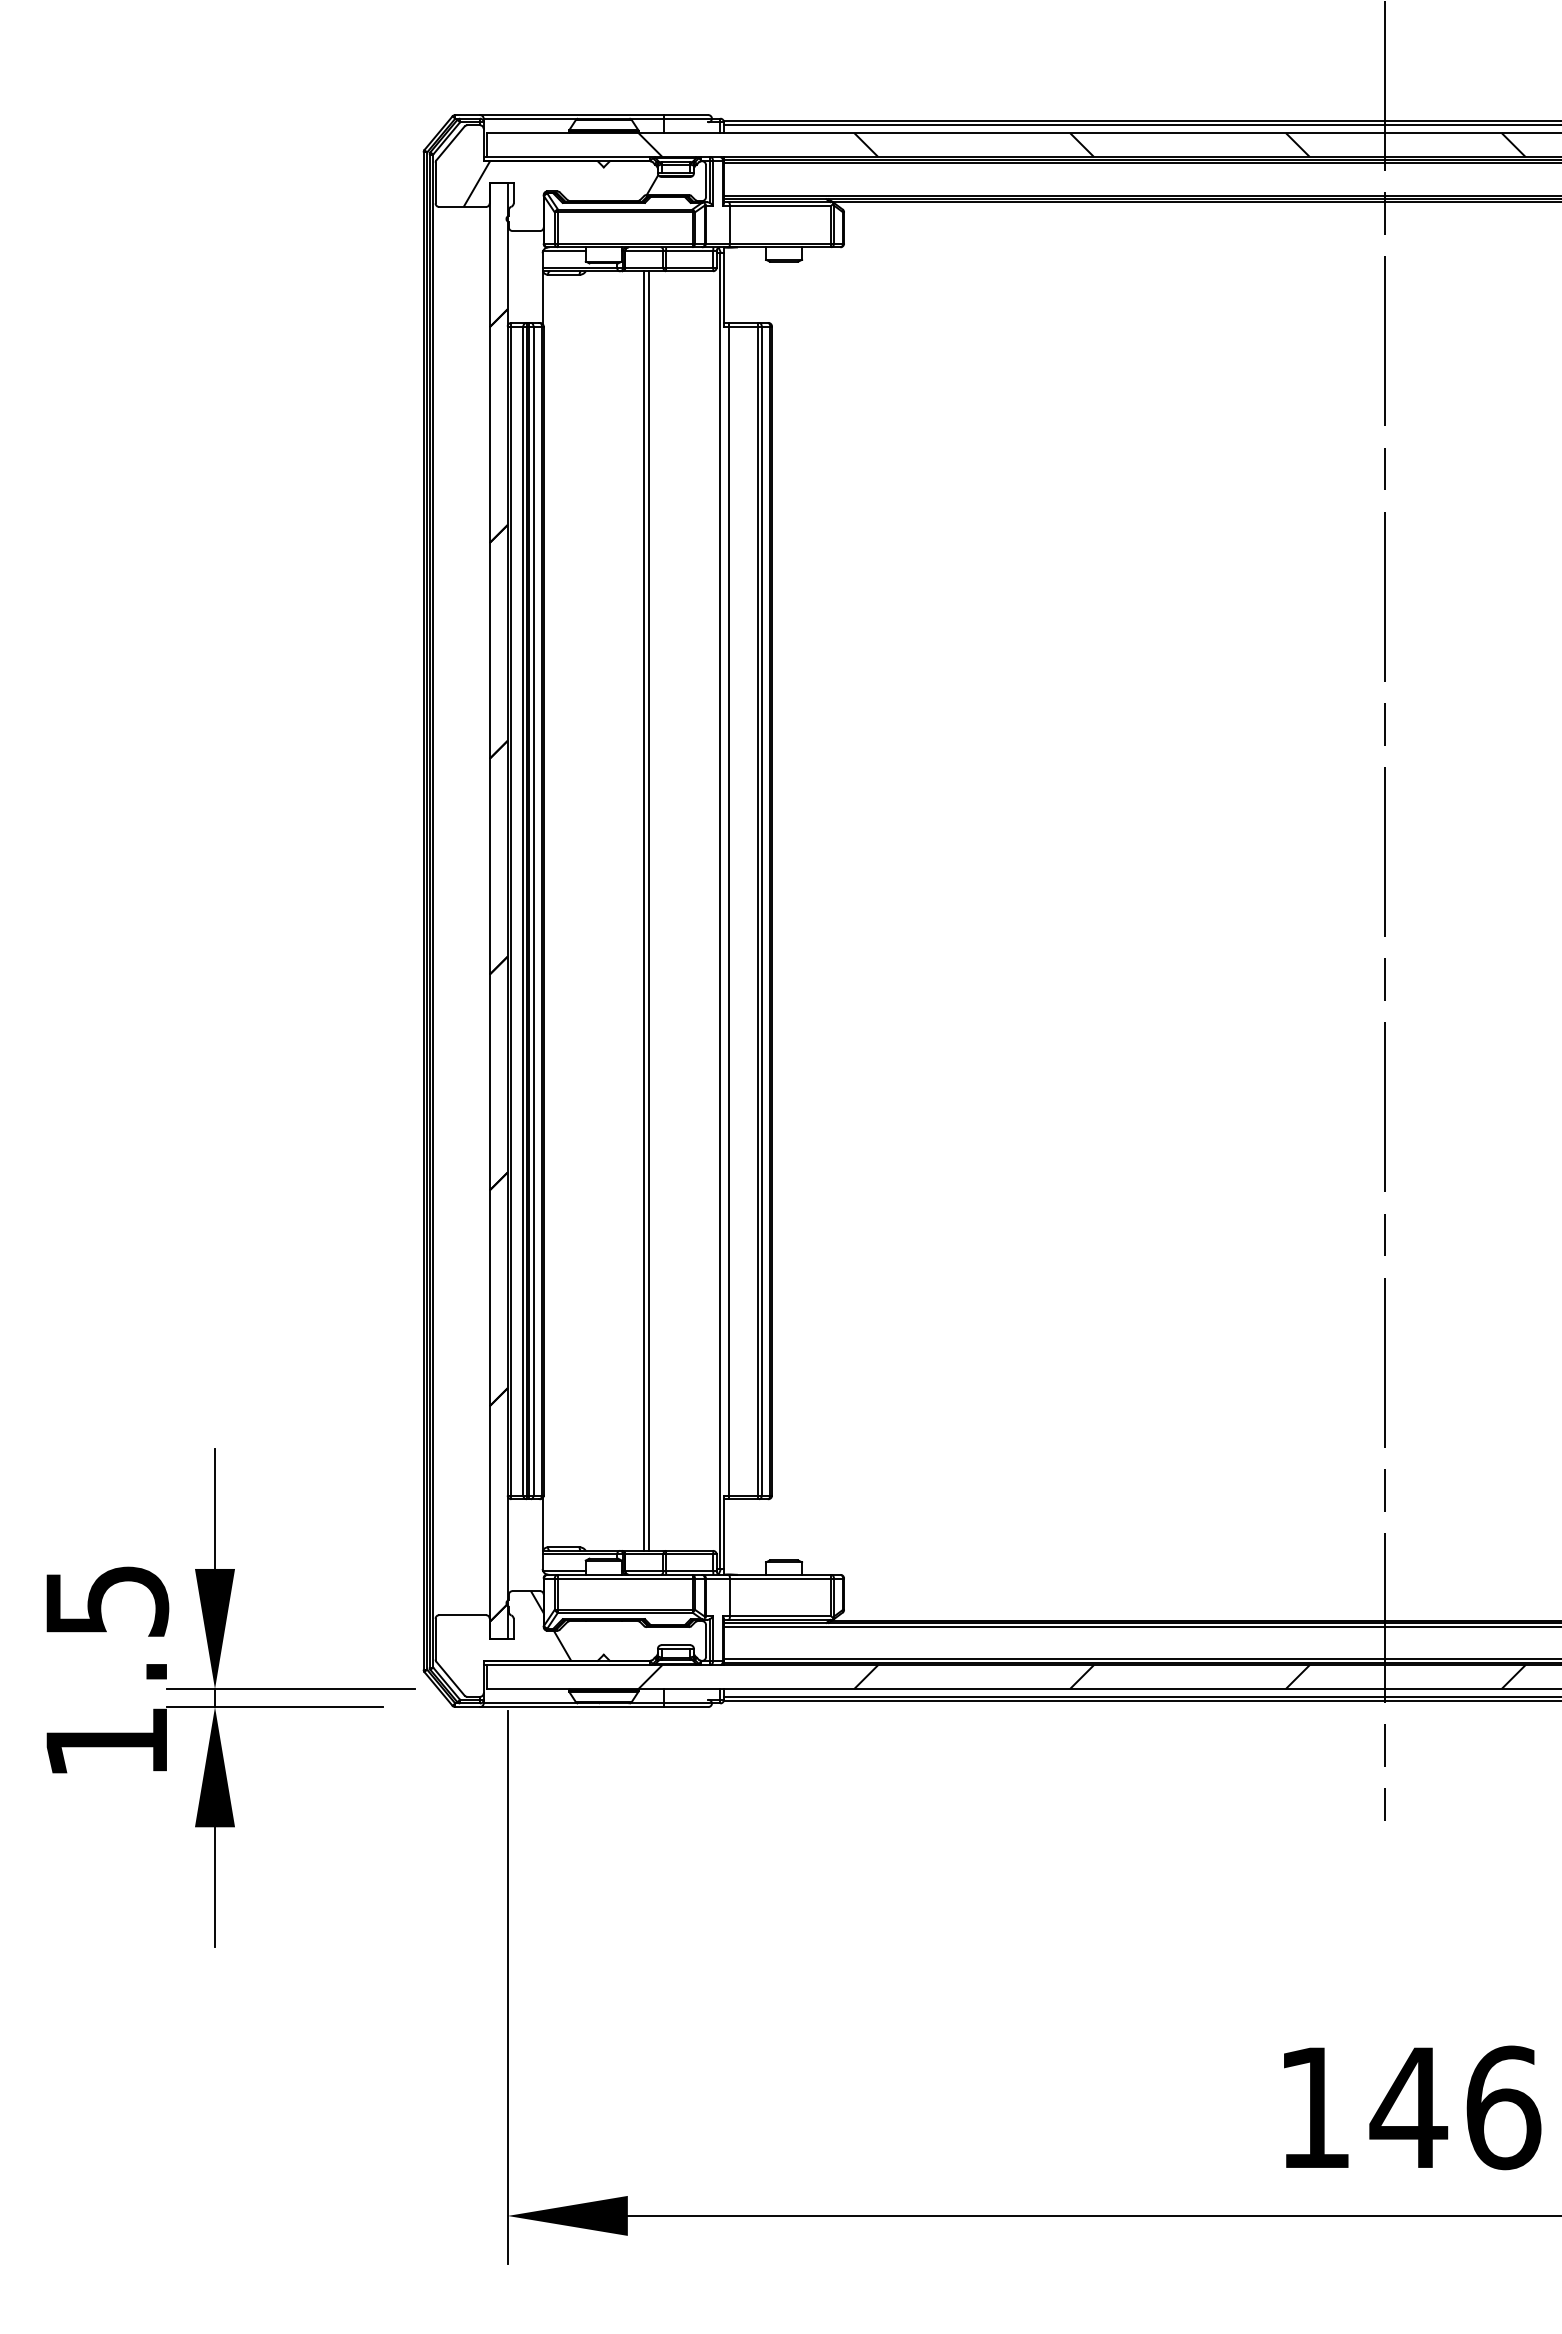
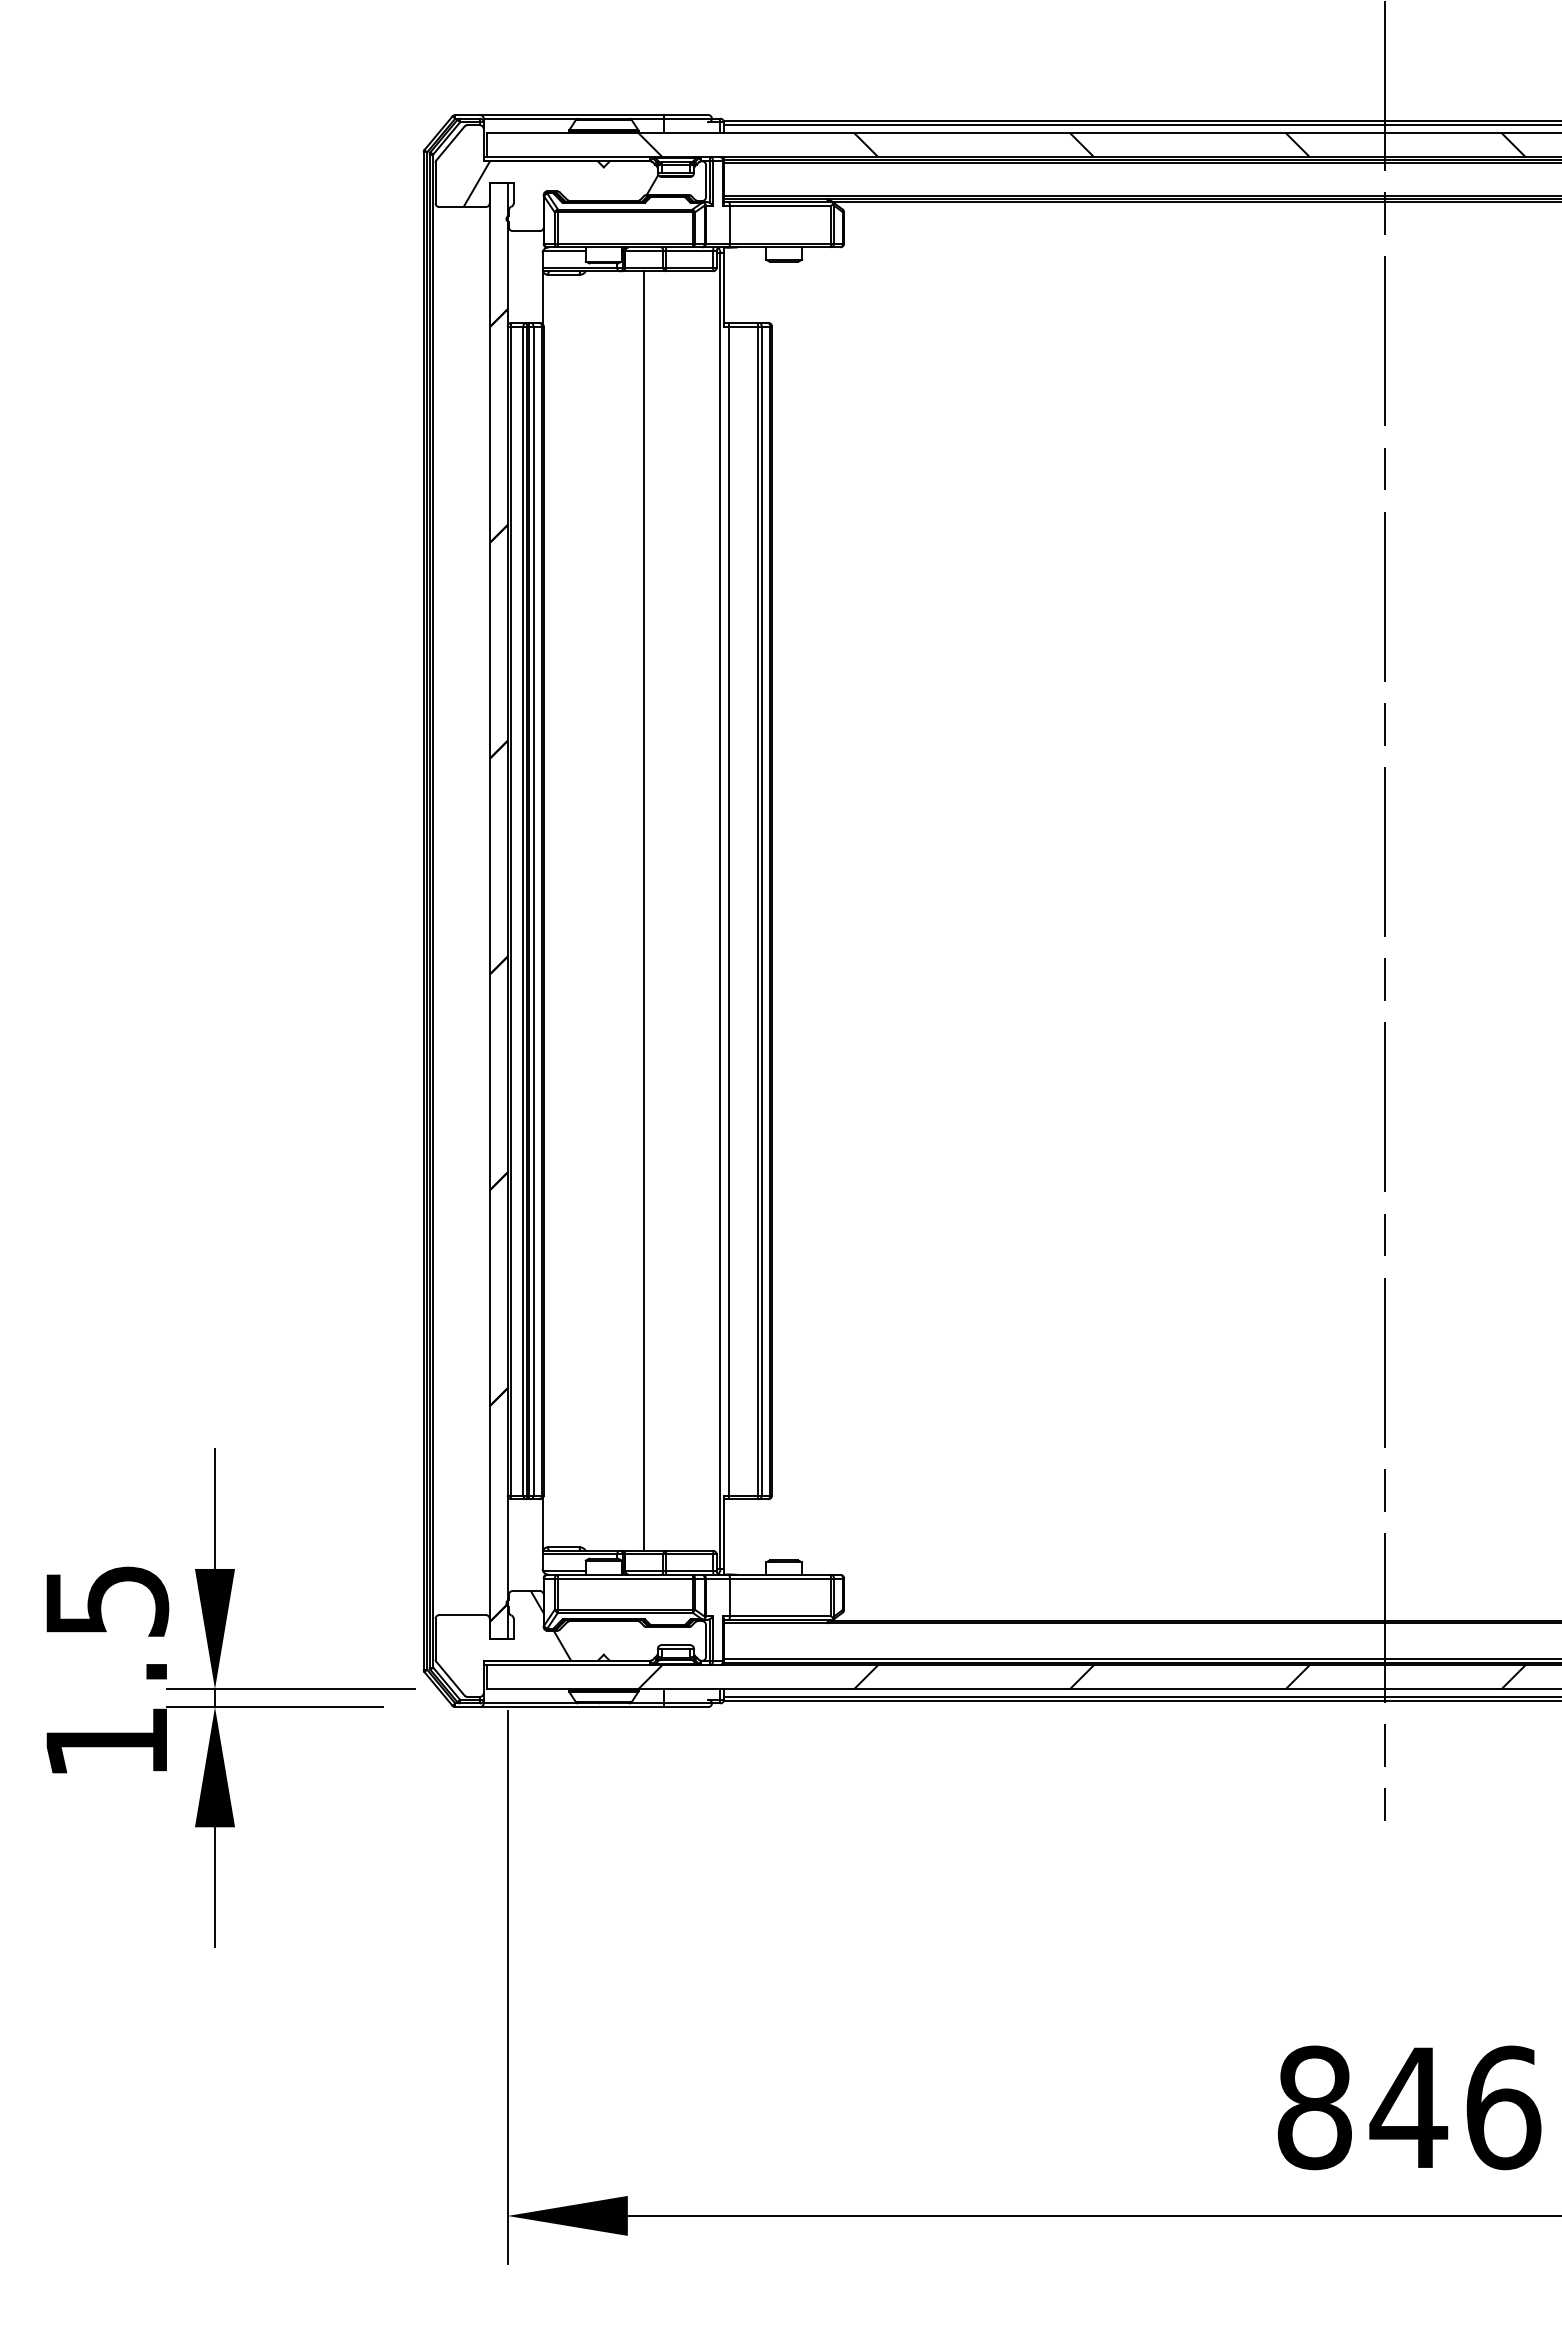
line: present -> none (648, 910)
line: present -> none (1140, 1626)
text: 146 -> 846 (1314, 2107)
